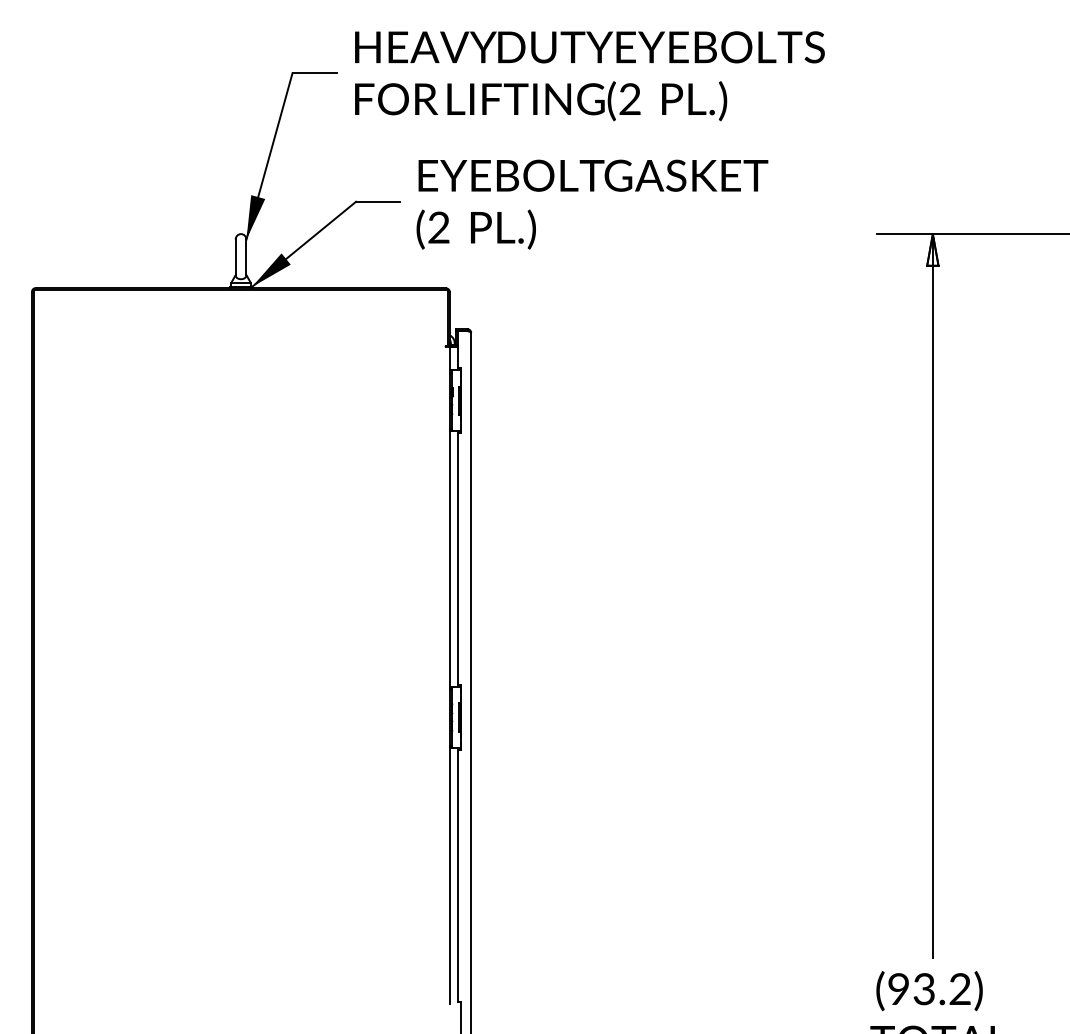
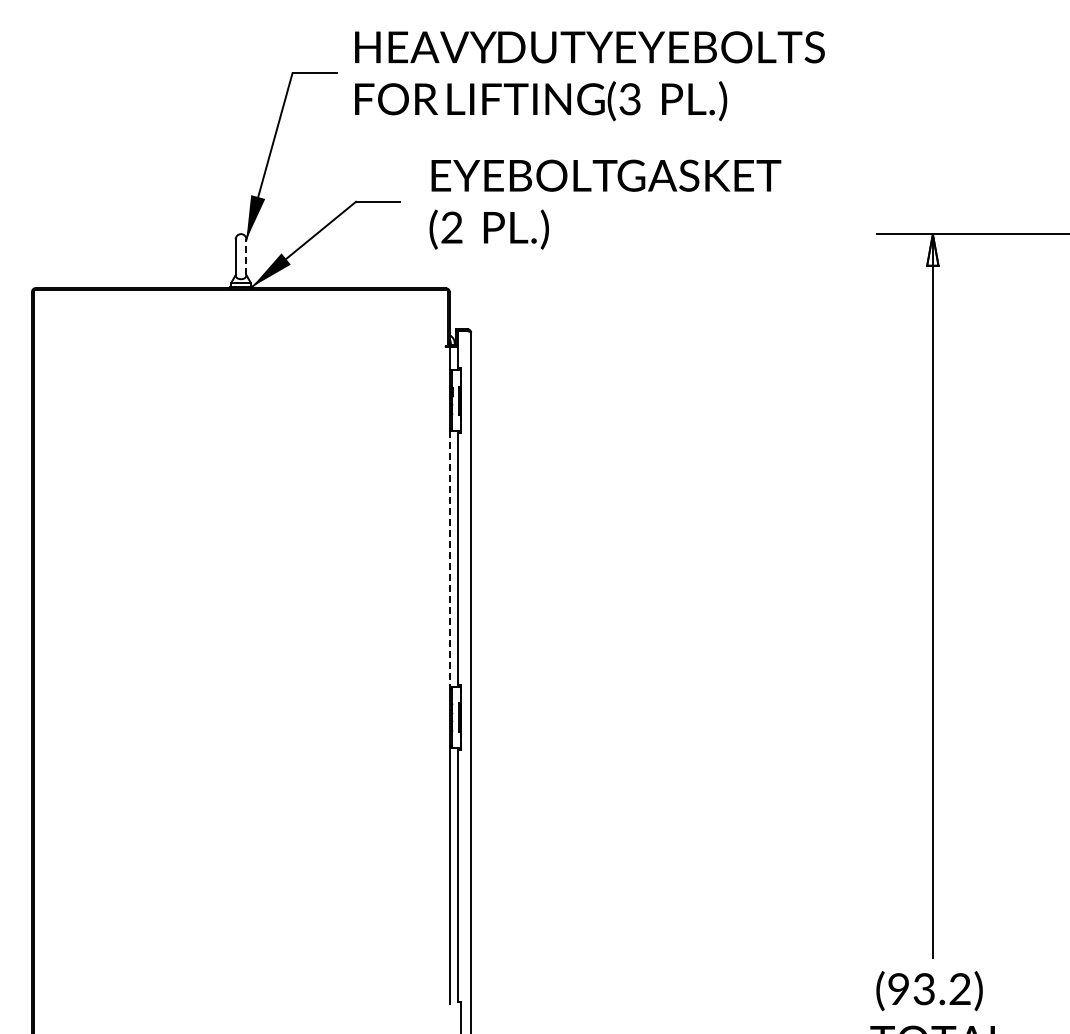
text: (2 -> (3 (629, 100)
text position: (592, 204) -> (605, 204) (605, 204)
line: solid -> dashed (246, 257)
line: solid -> dashed (449, 559)
